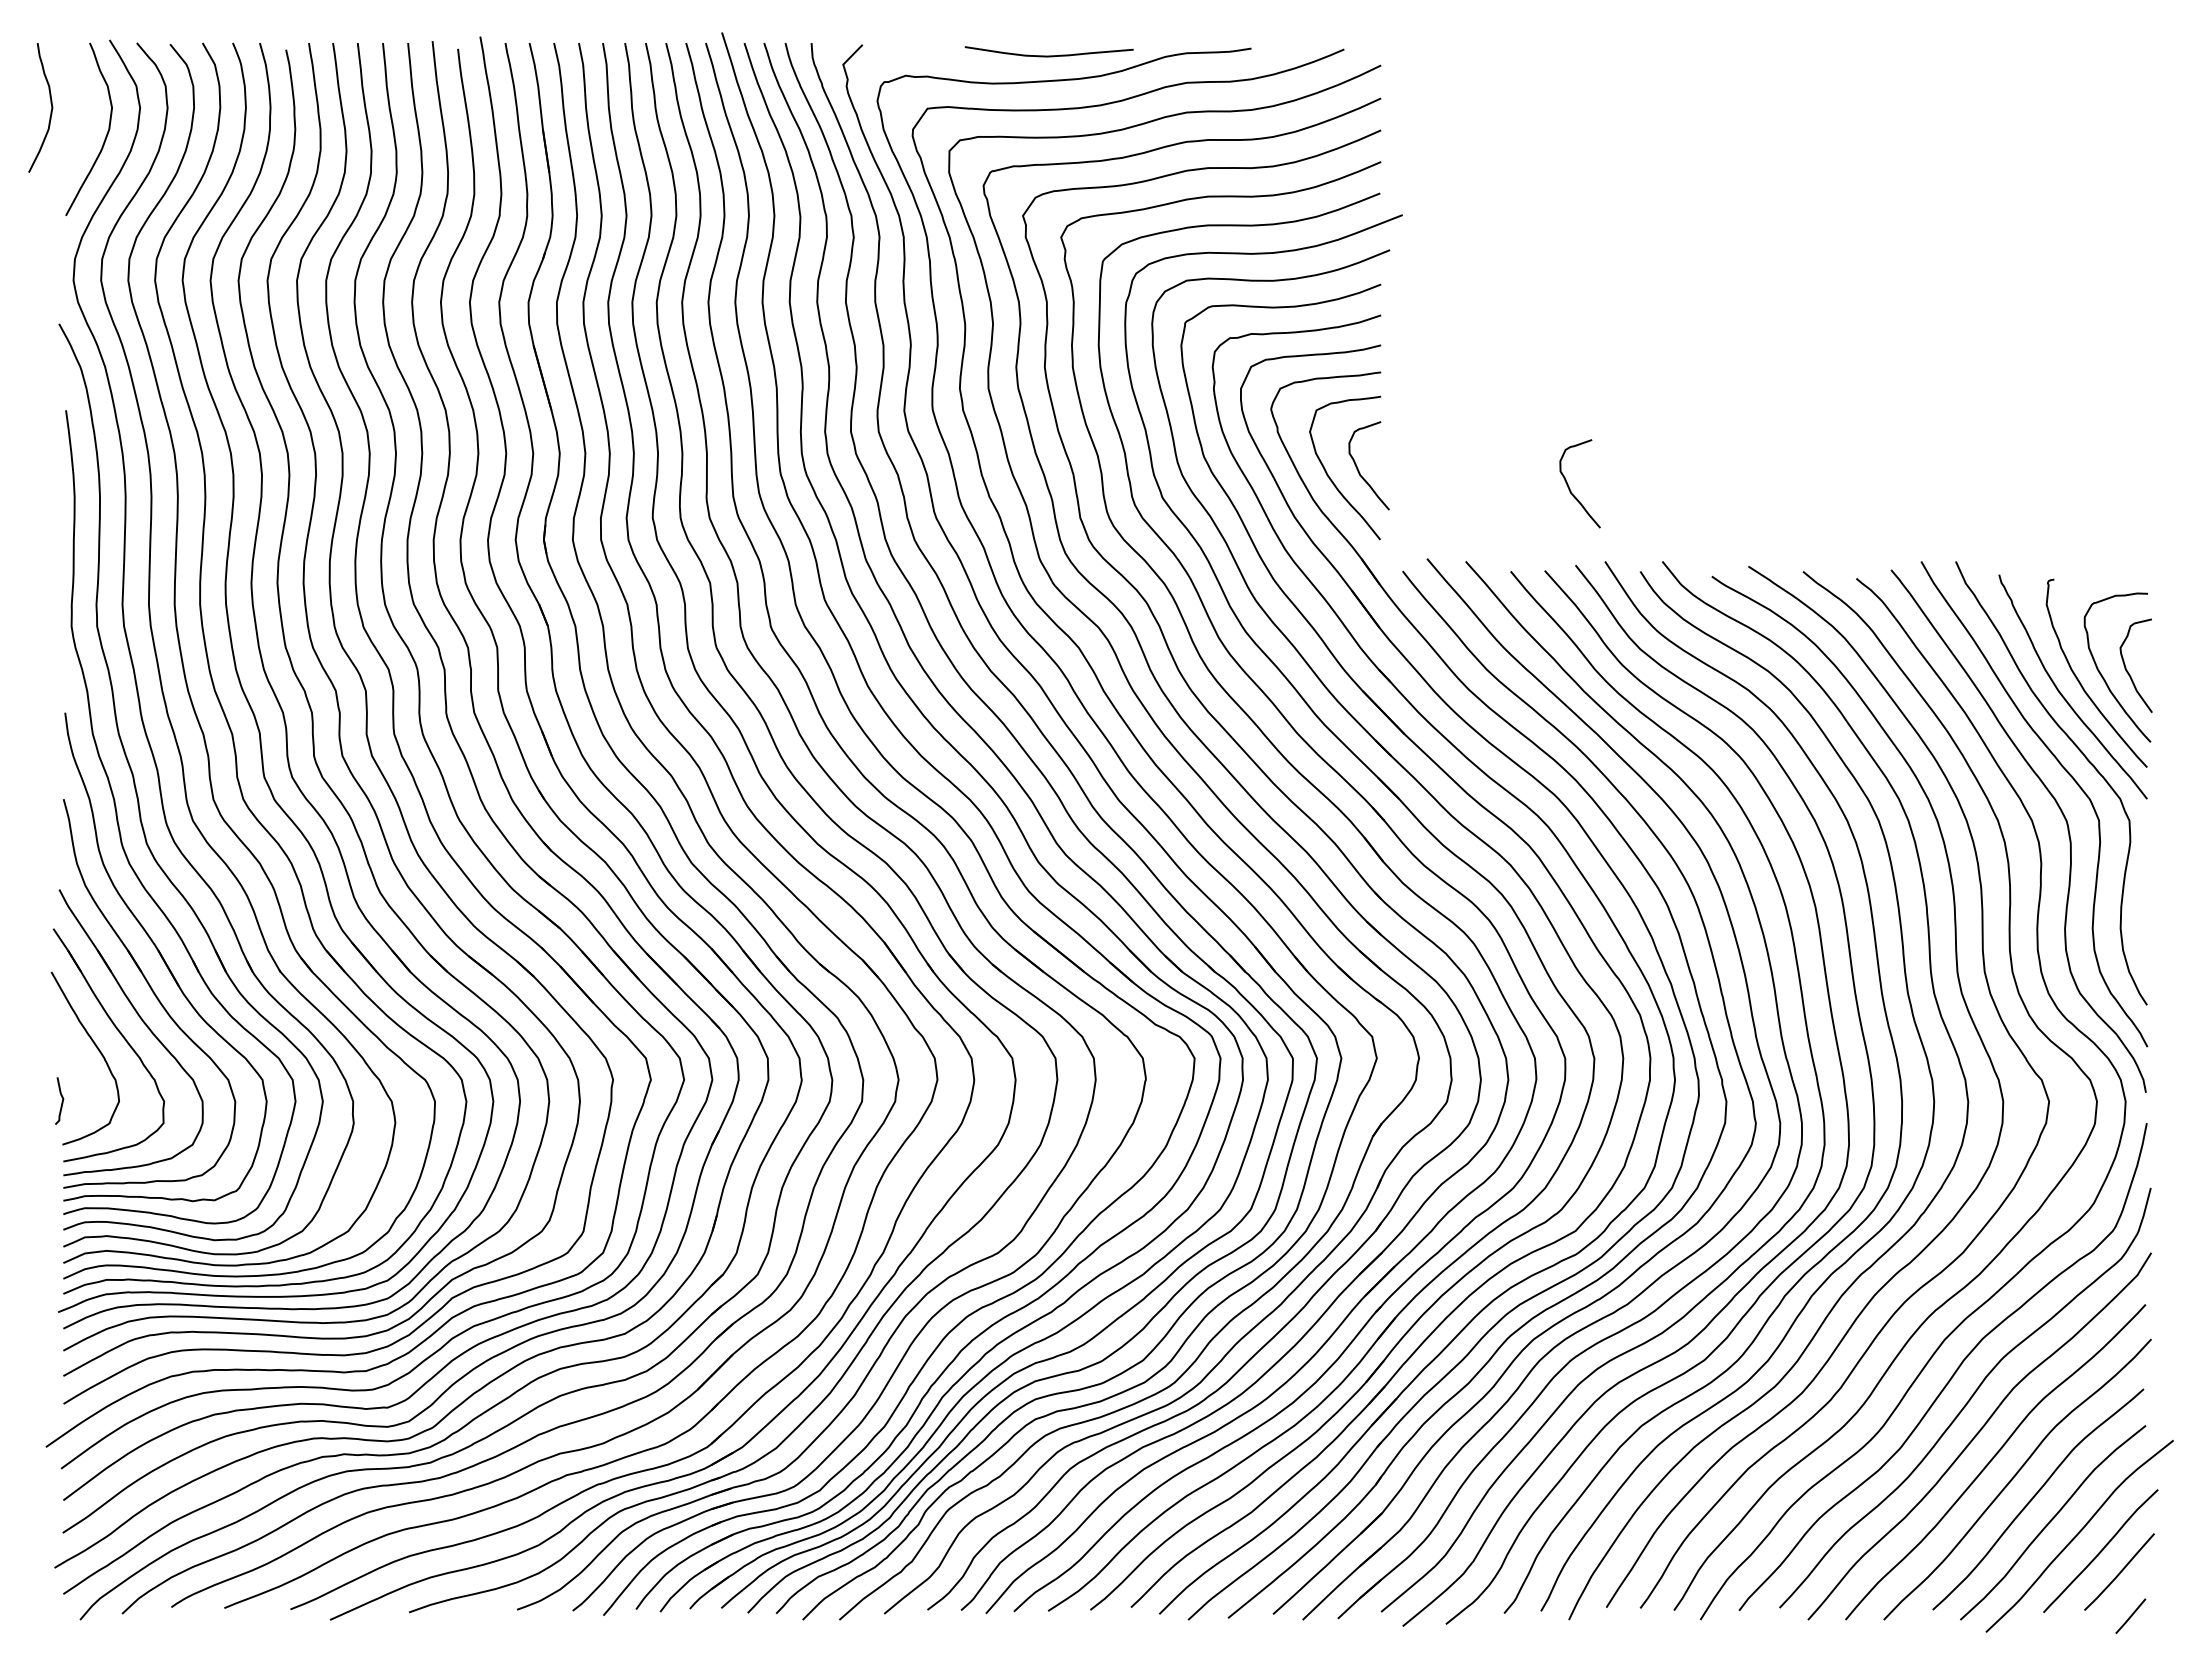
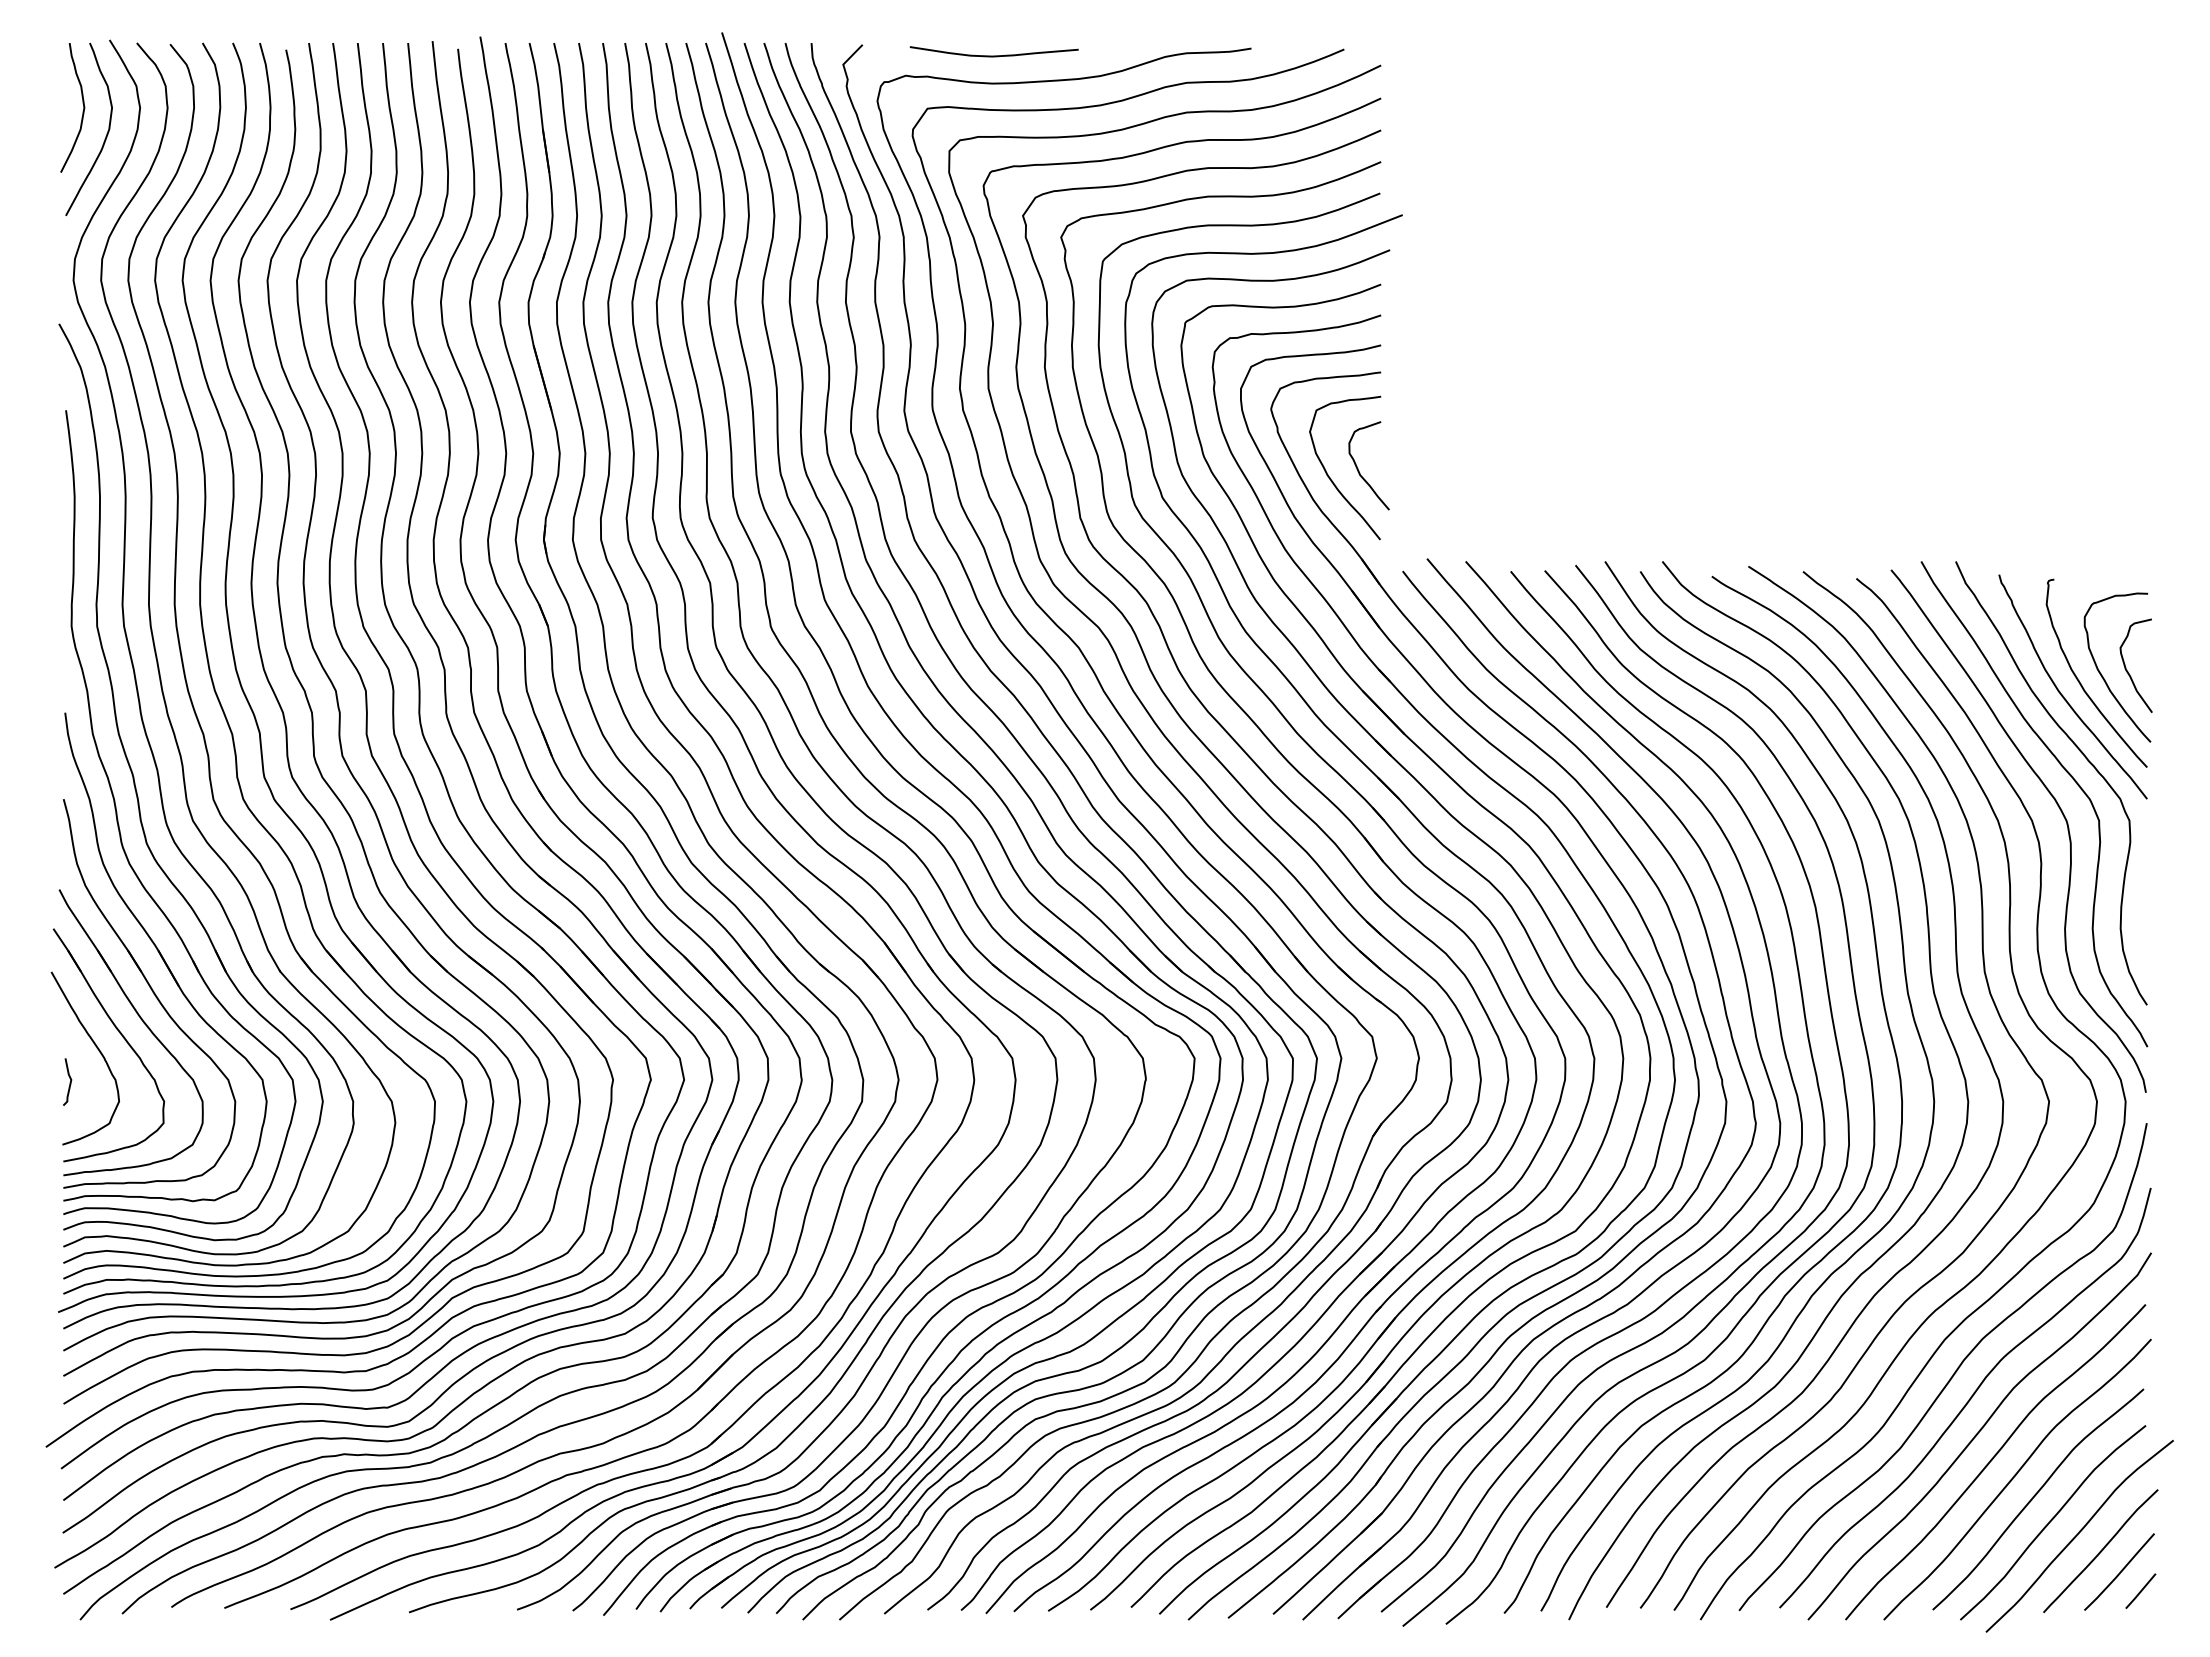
curve position: (1048, 55) -> (993, 55) (993, 55)
curve position: (50, 103) -> (82, 103) (82, 103)
curve: present -> none (1570, 488)
curve position: (61, 1101) -> (69, 1082) (69, 1082)
line position: (2130, 1615) -> (2140, 1590) (2140, 1590)
